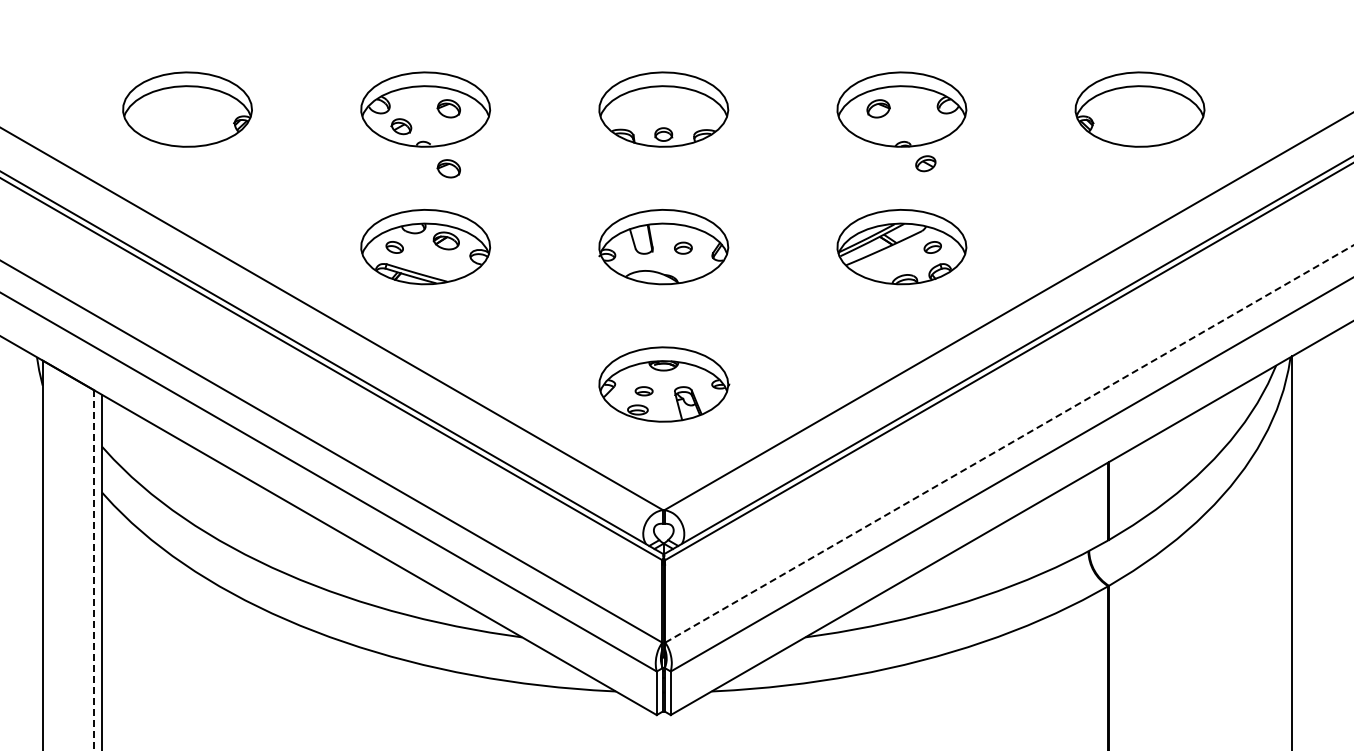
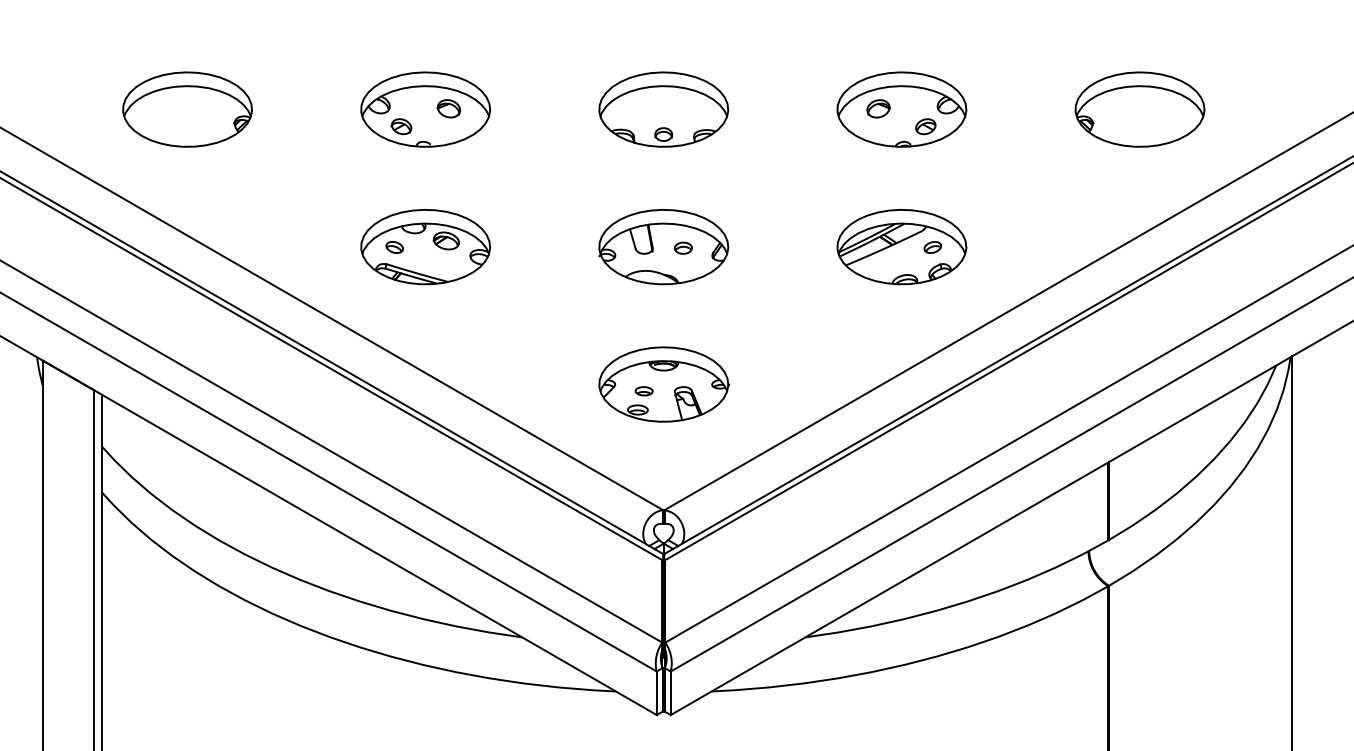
part position: (925, 163) -> (925, 126) (925, 126)
part: present -> none (448, 168)
line: dashed -> solid (1009, 443)
line: dashed -> solid (94, 571)
